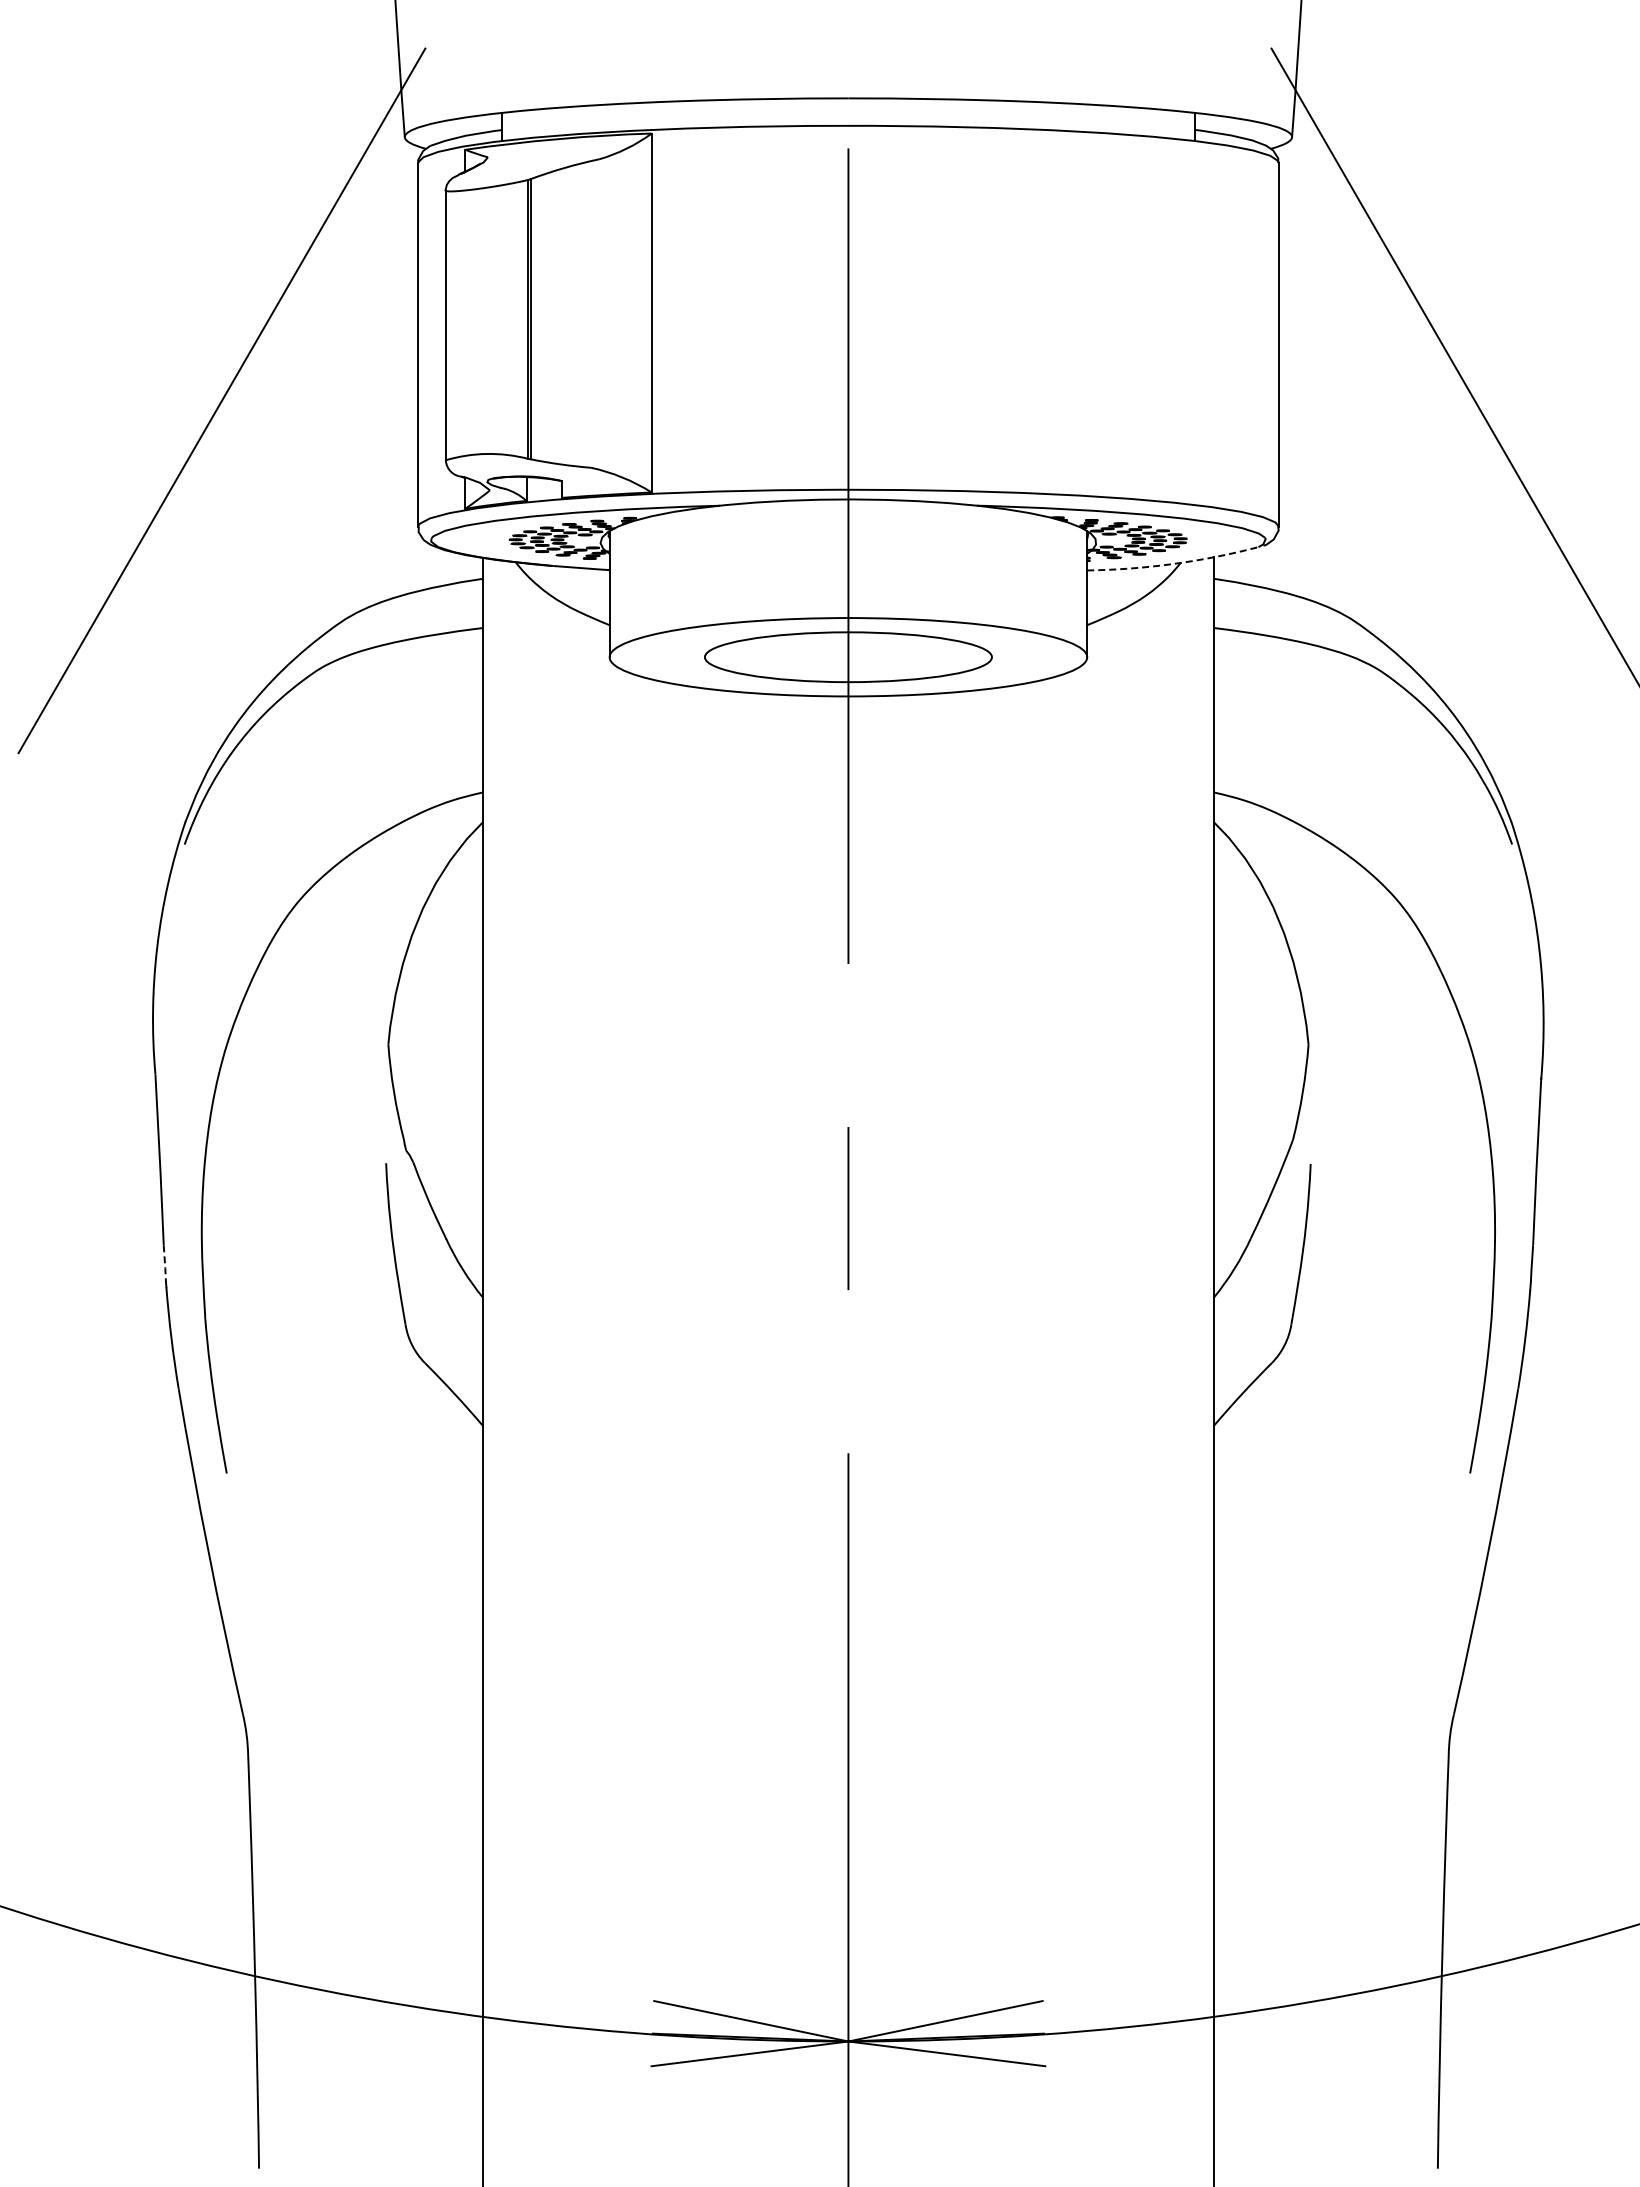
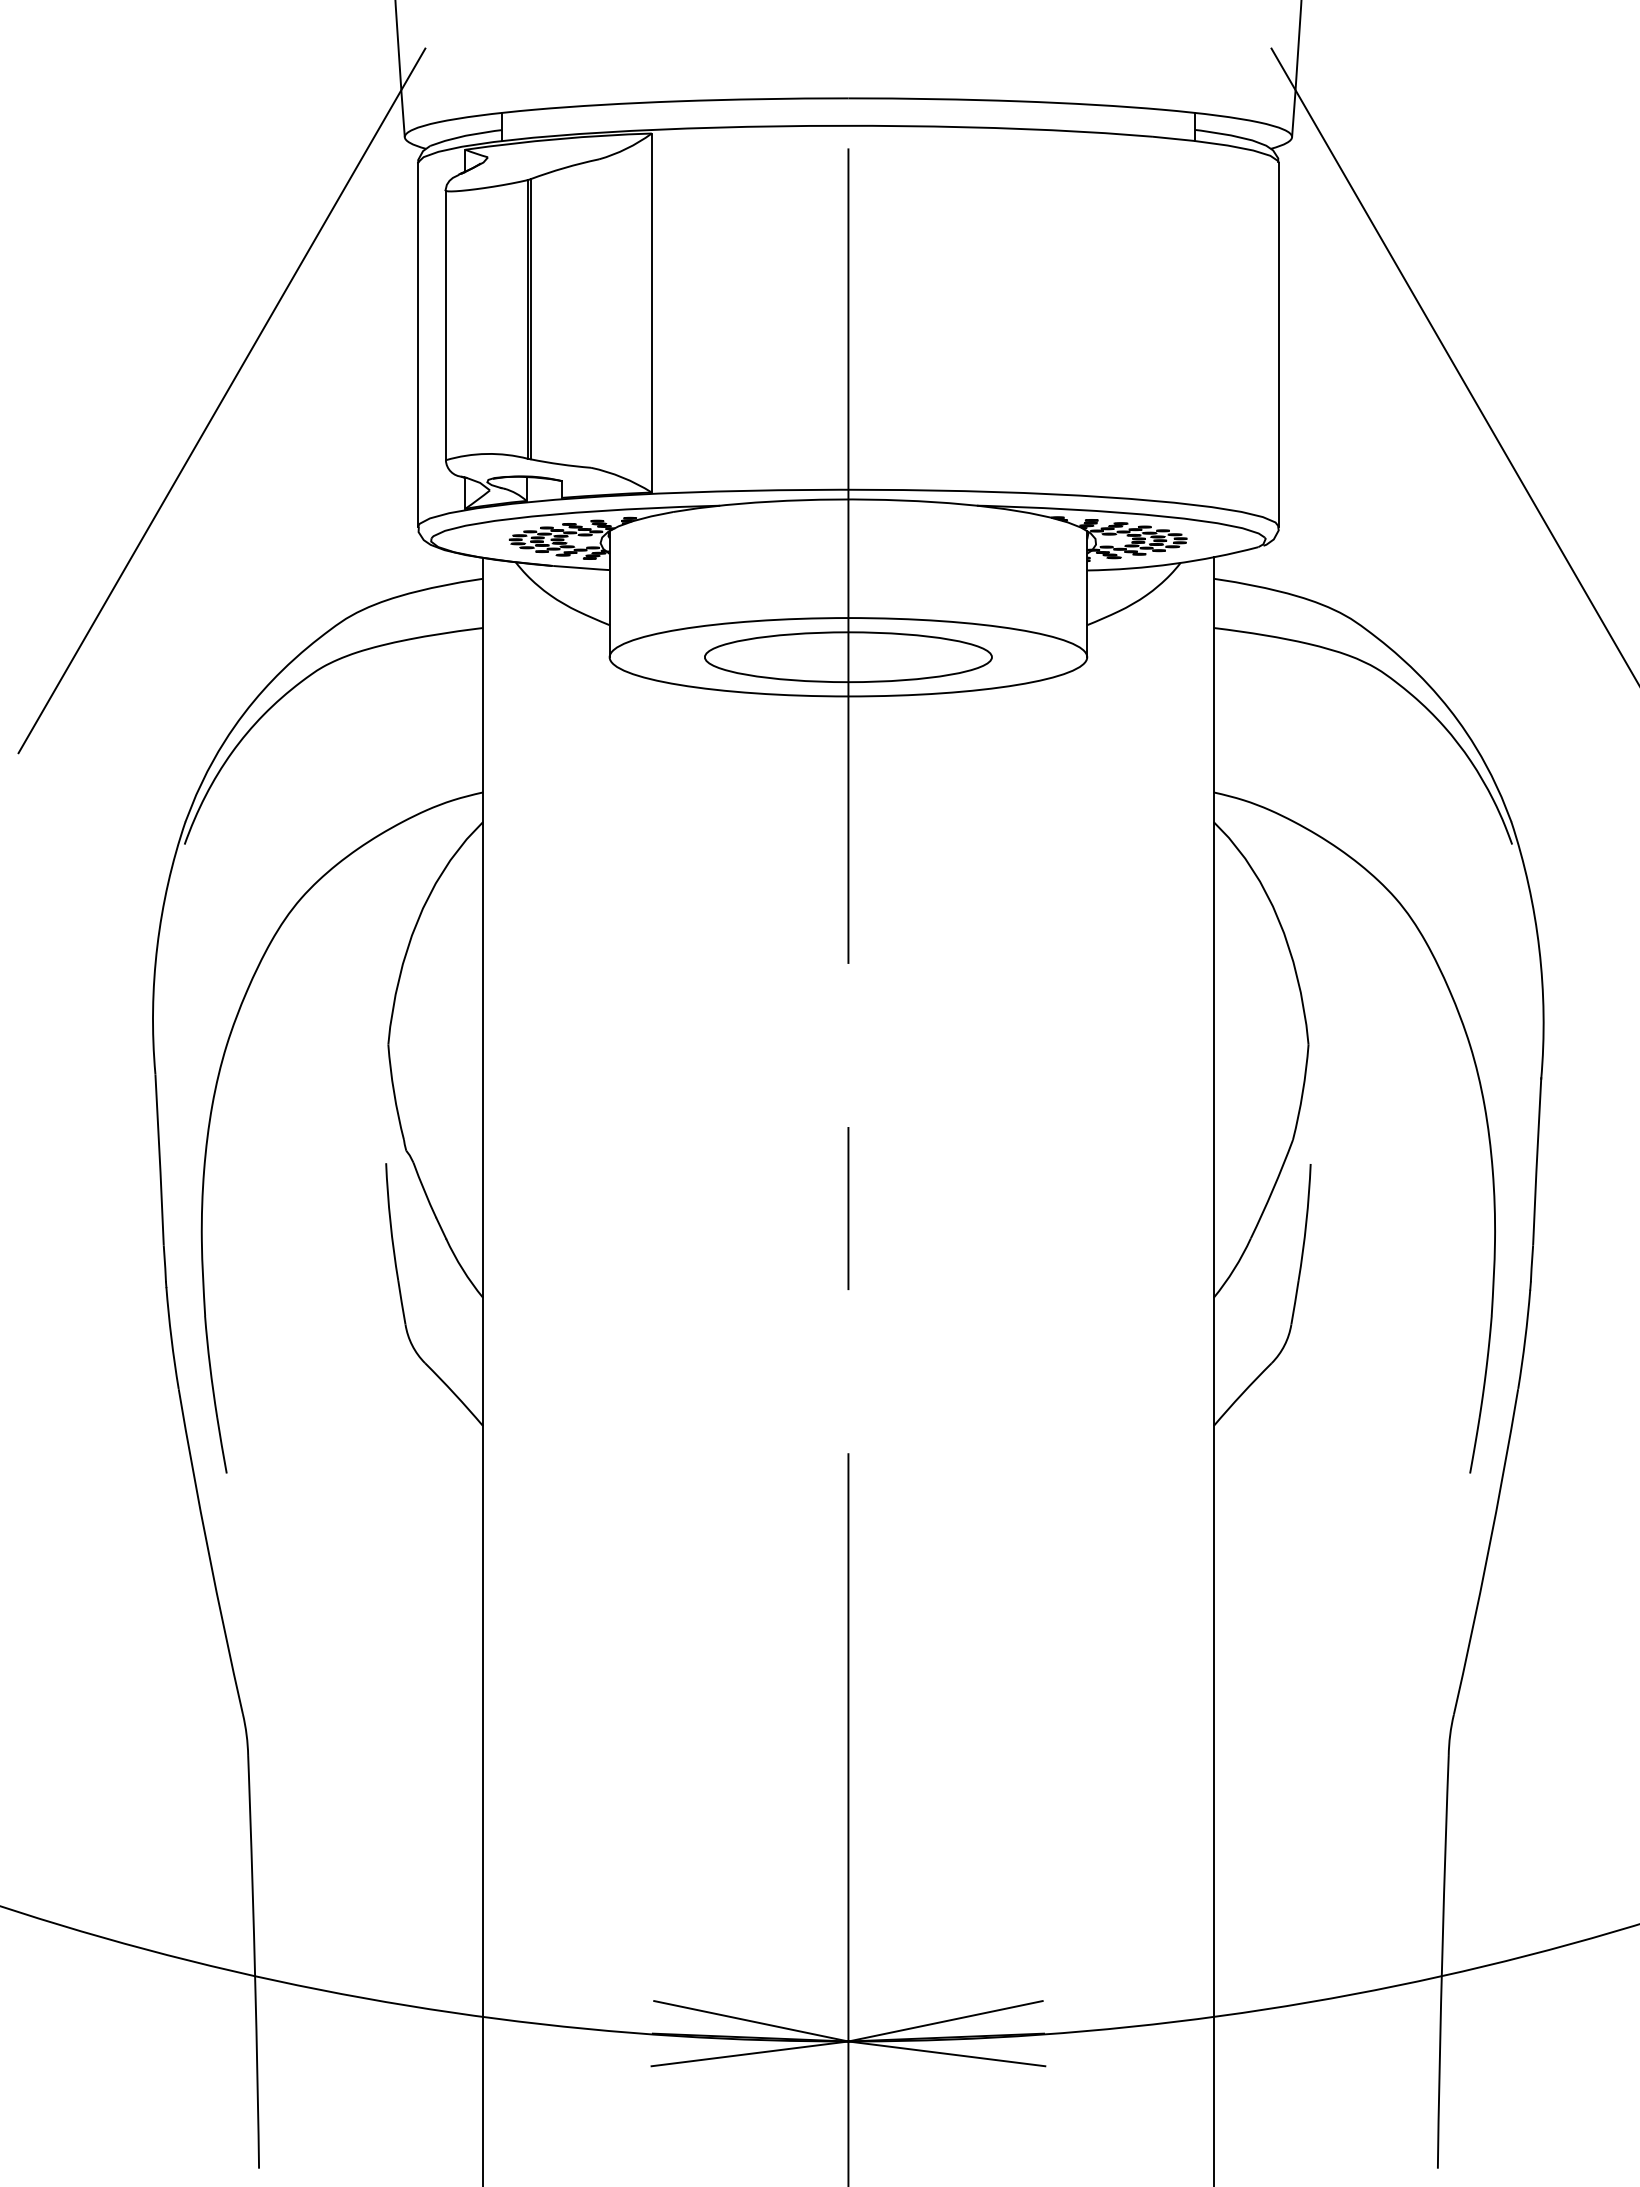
arc: dashed -> solid (1173, 563)
line: dashed -> solid (165, 1264)
